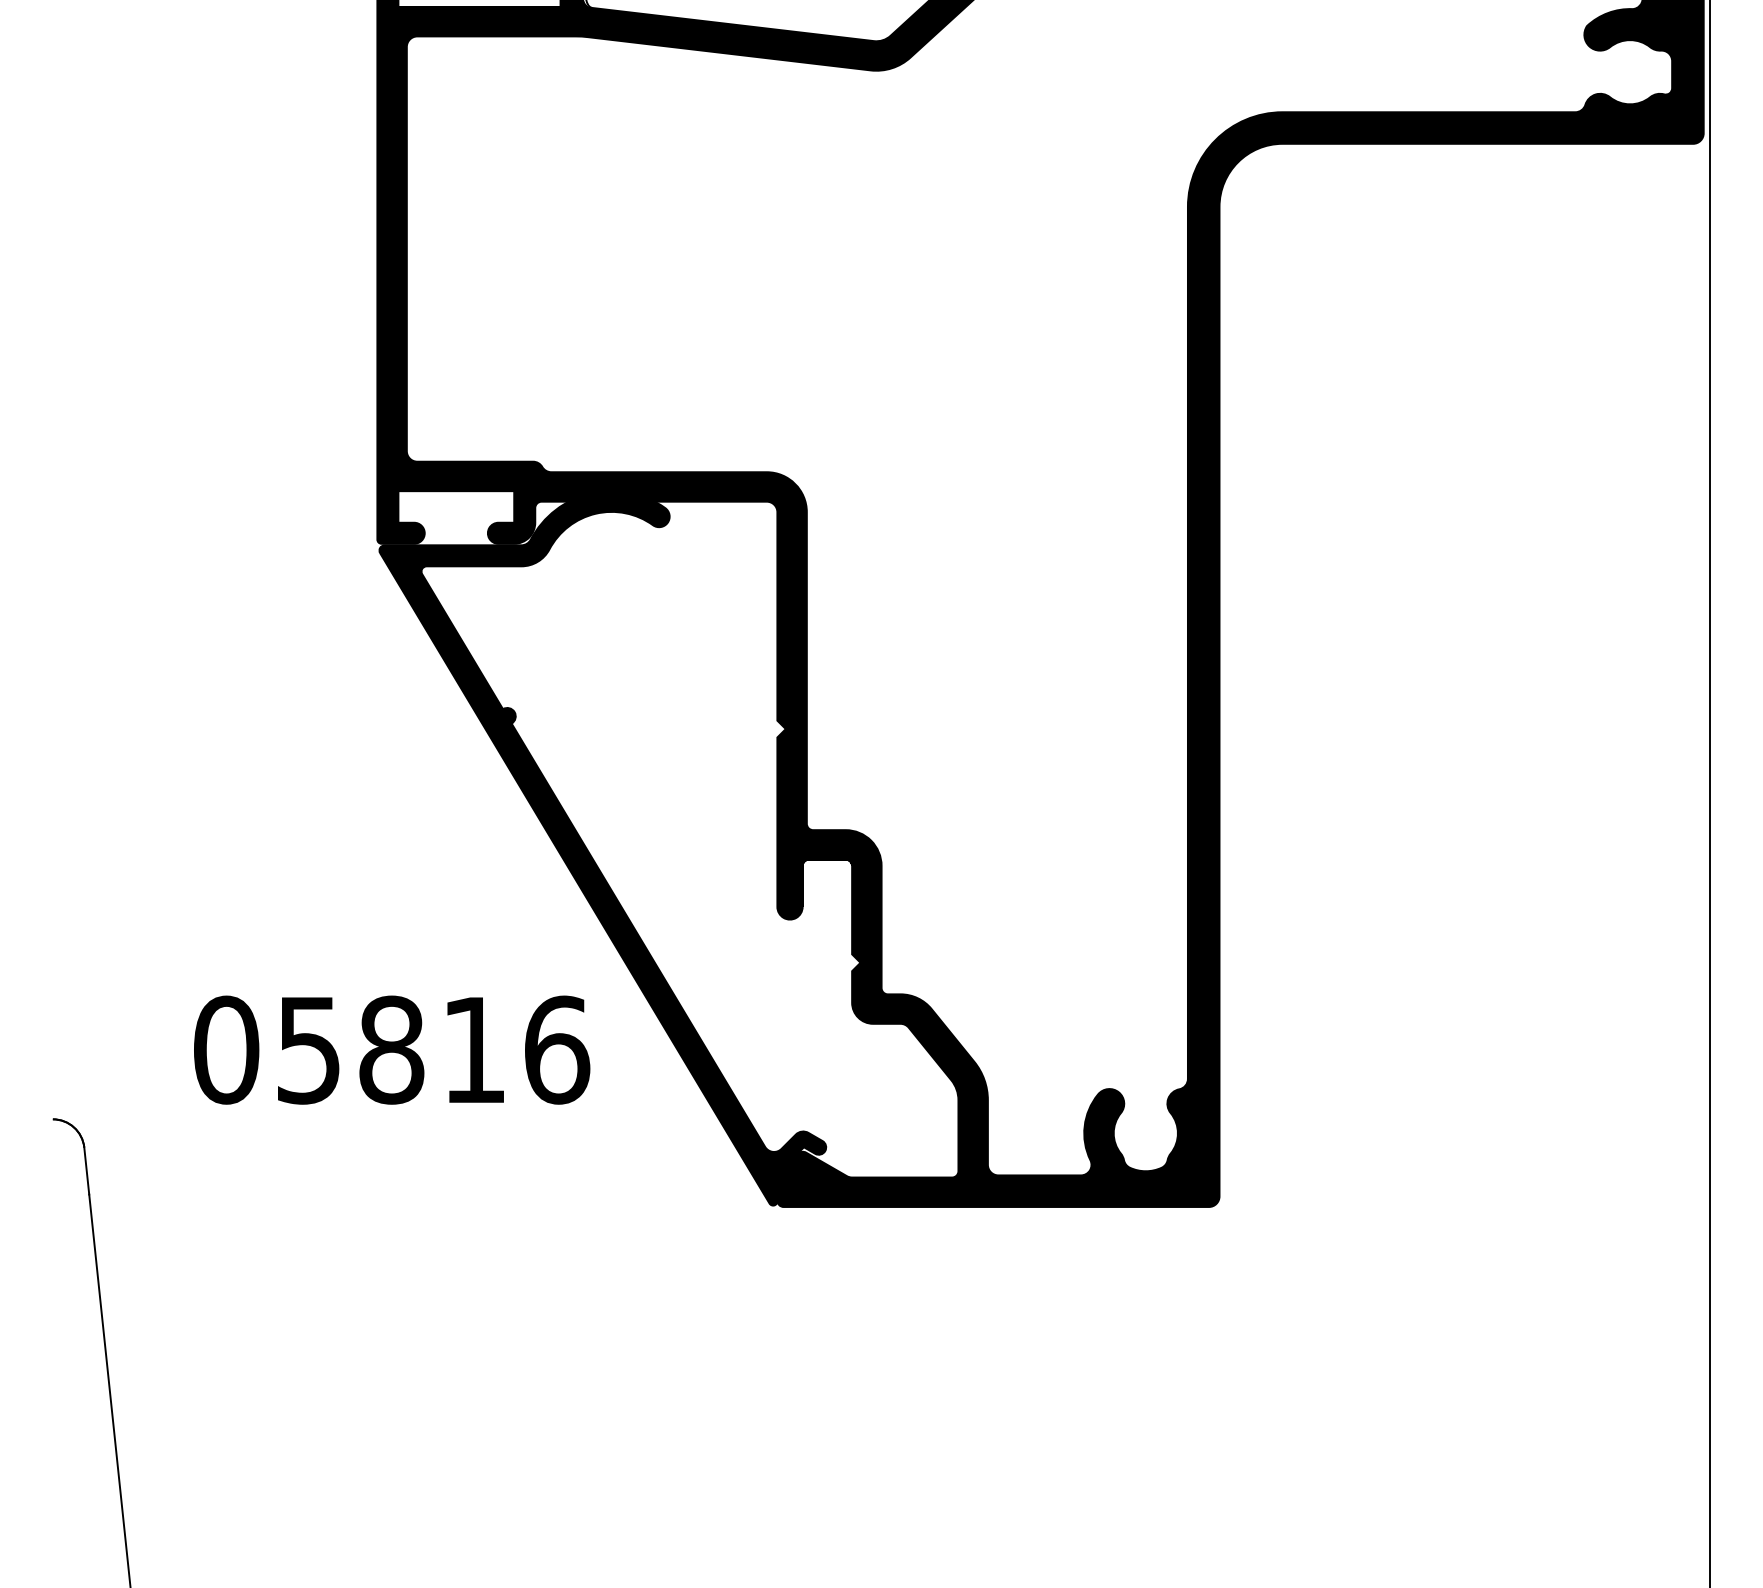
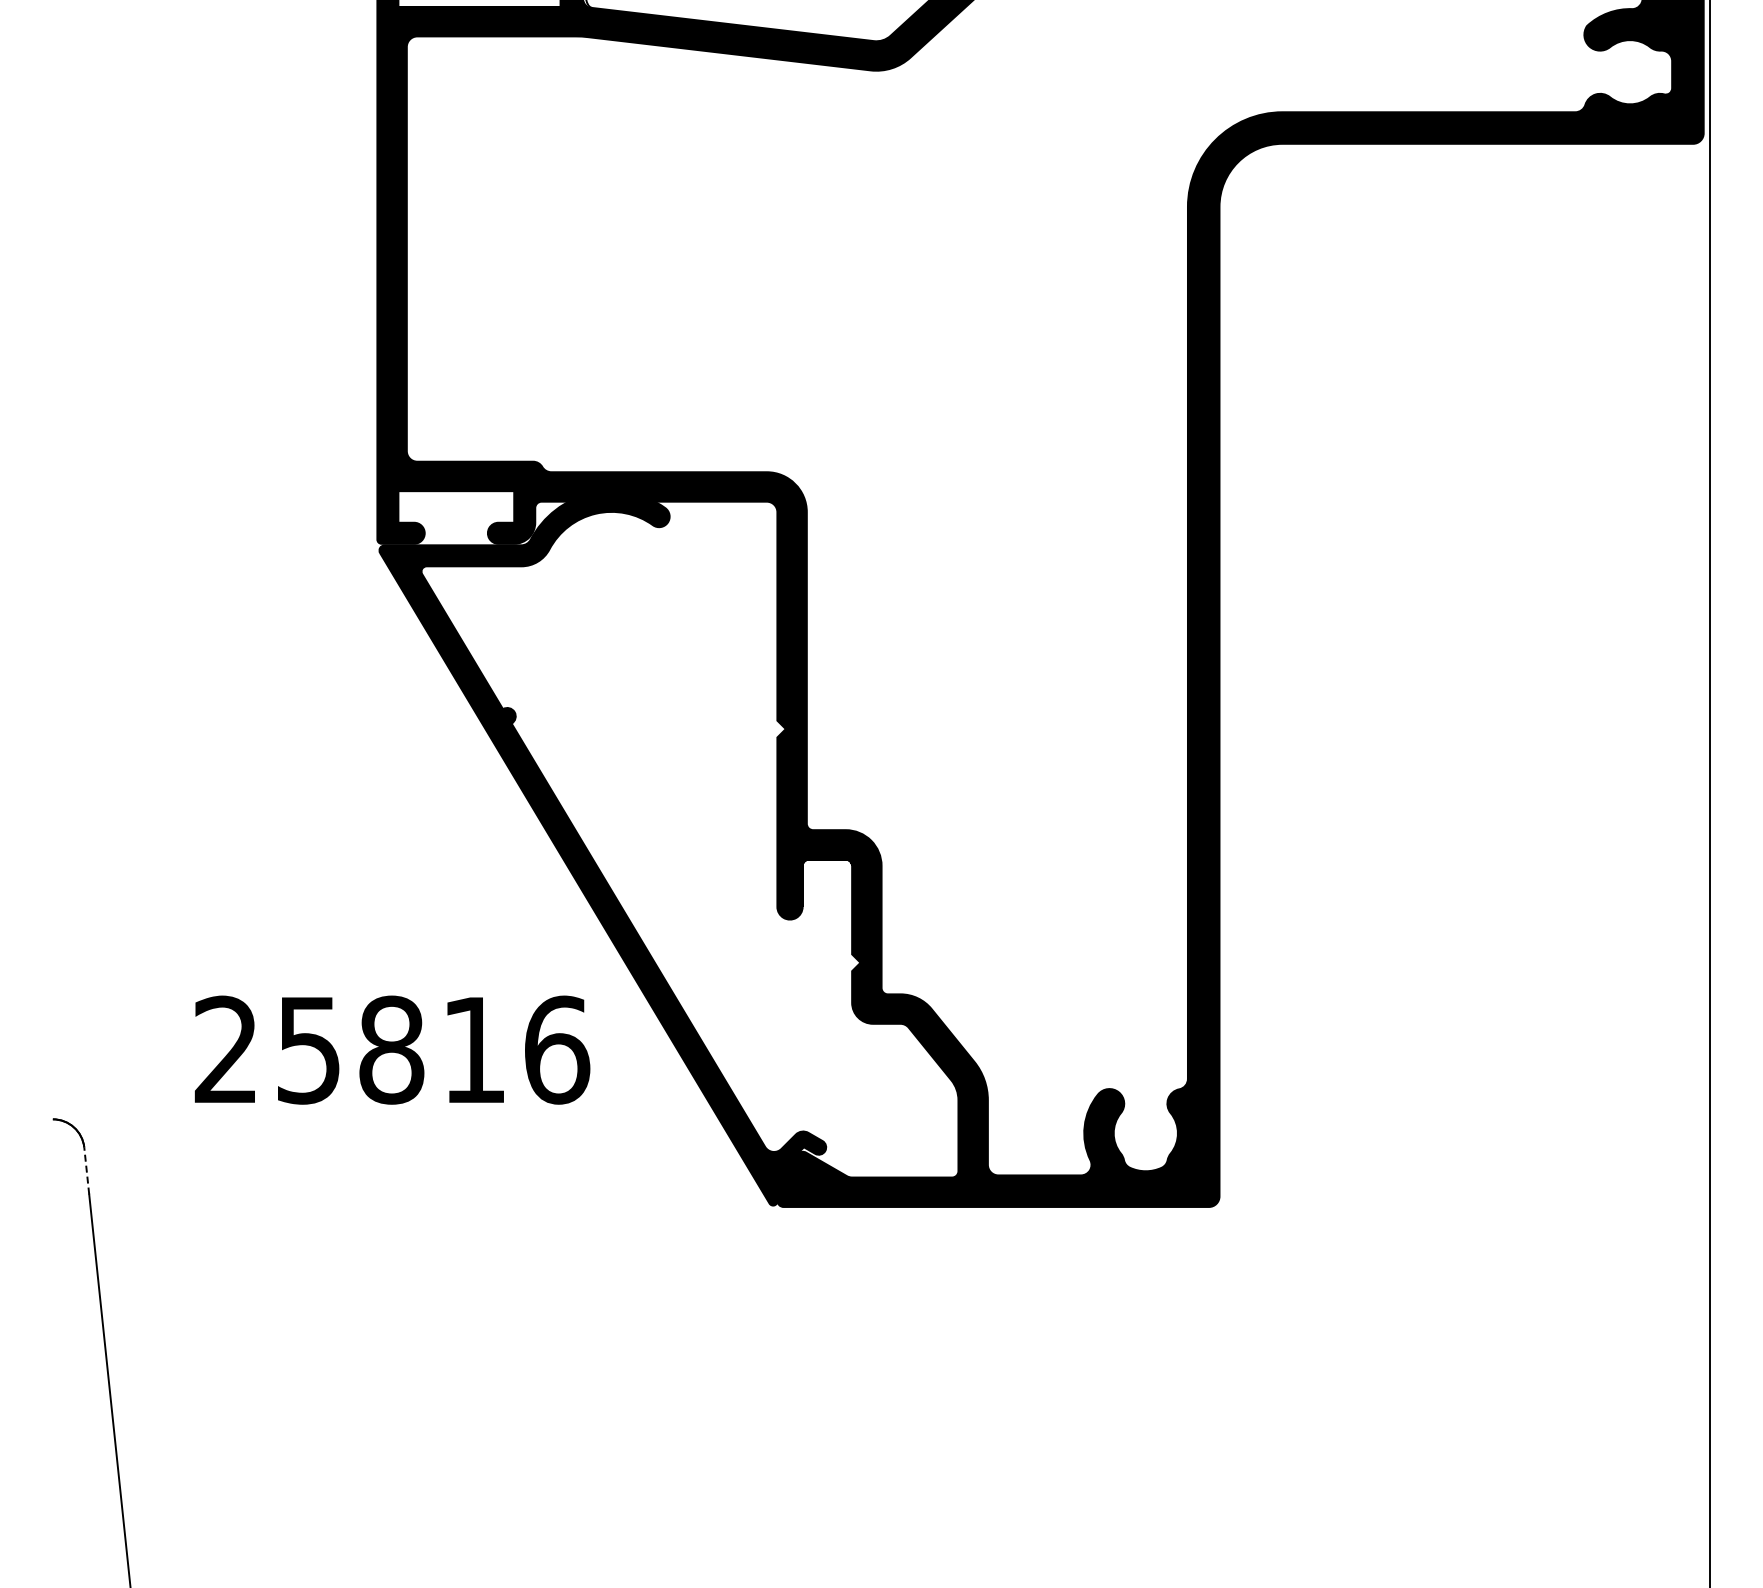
text: 05816 -> 25816 (226, 1049)
line: solid -> dashed (86, 1171)
